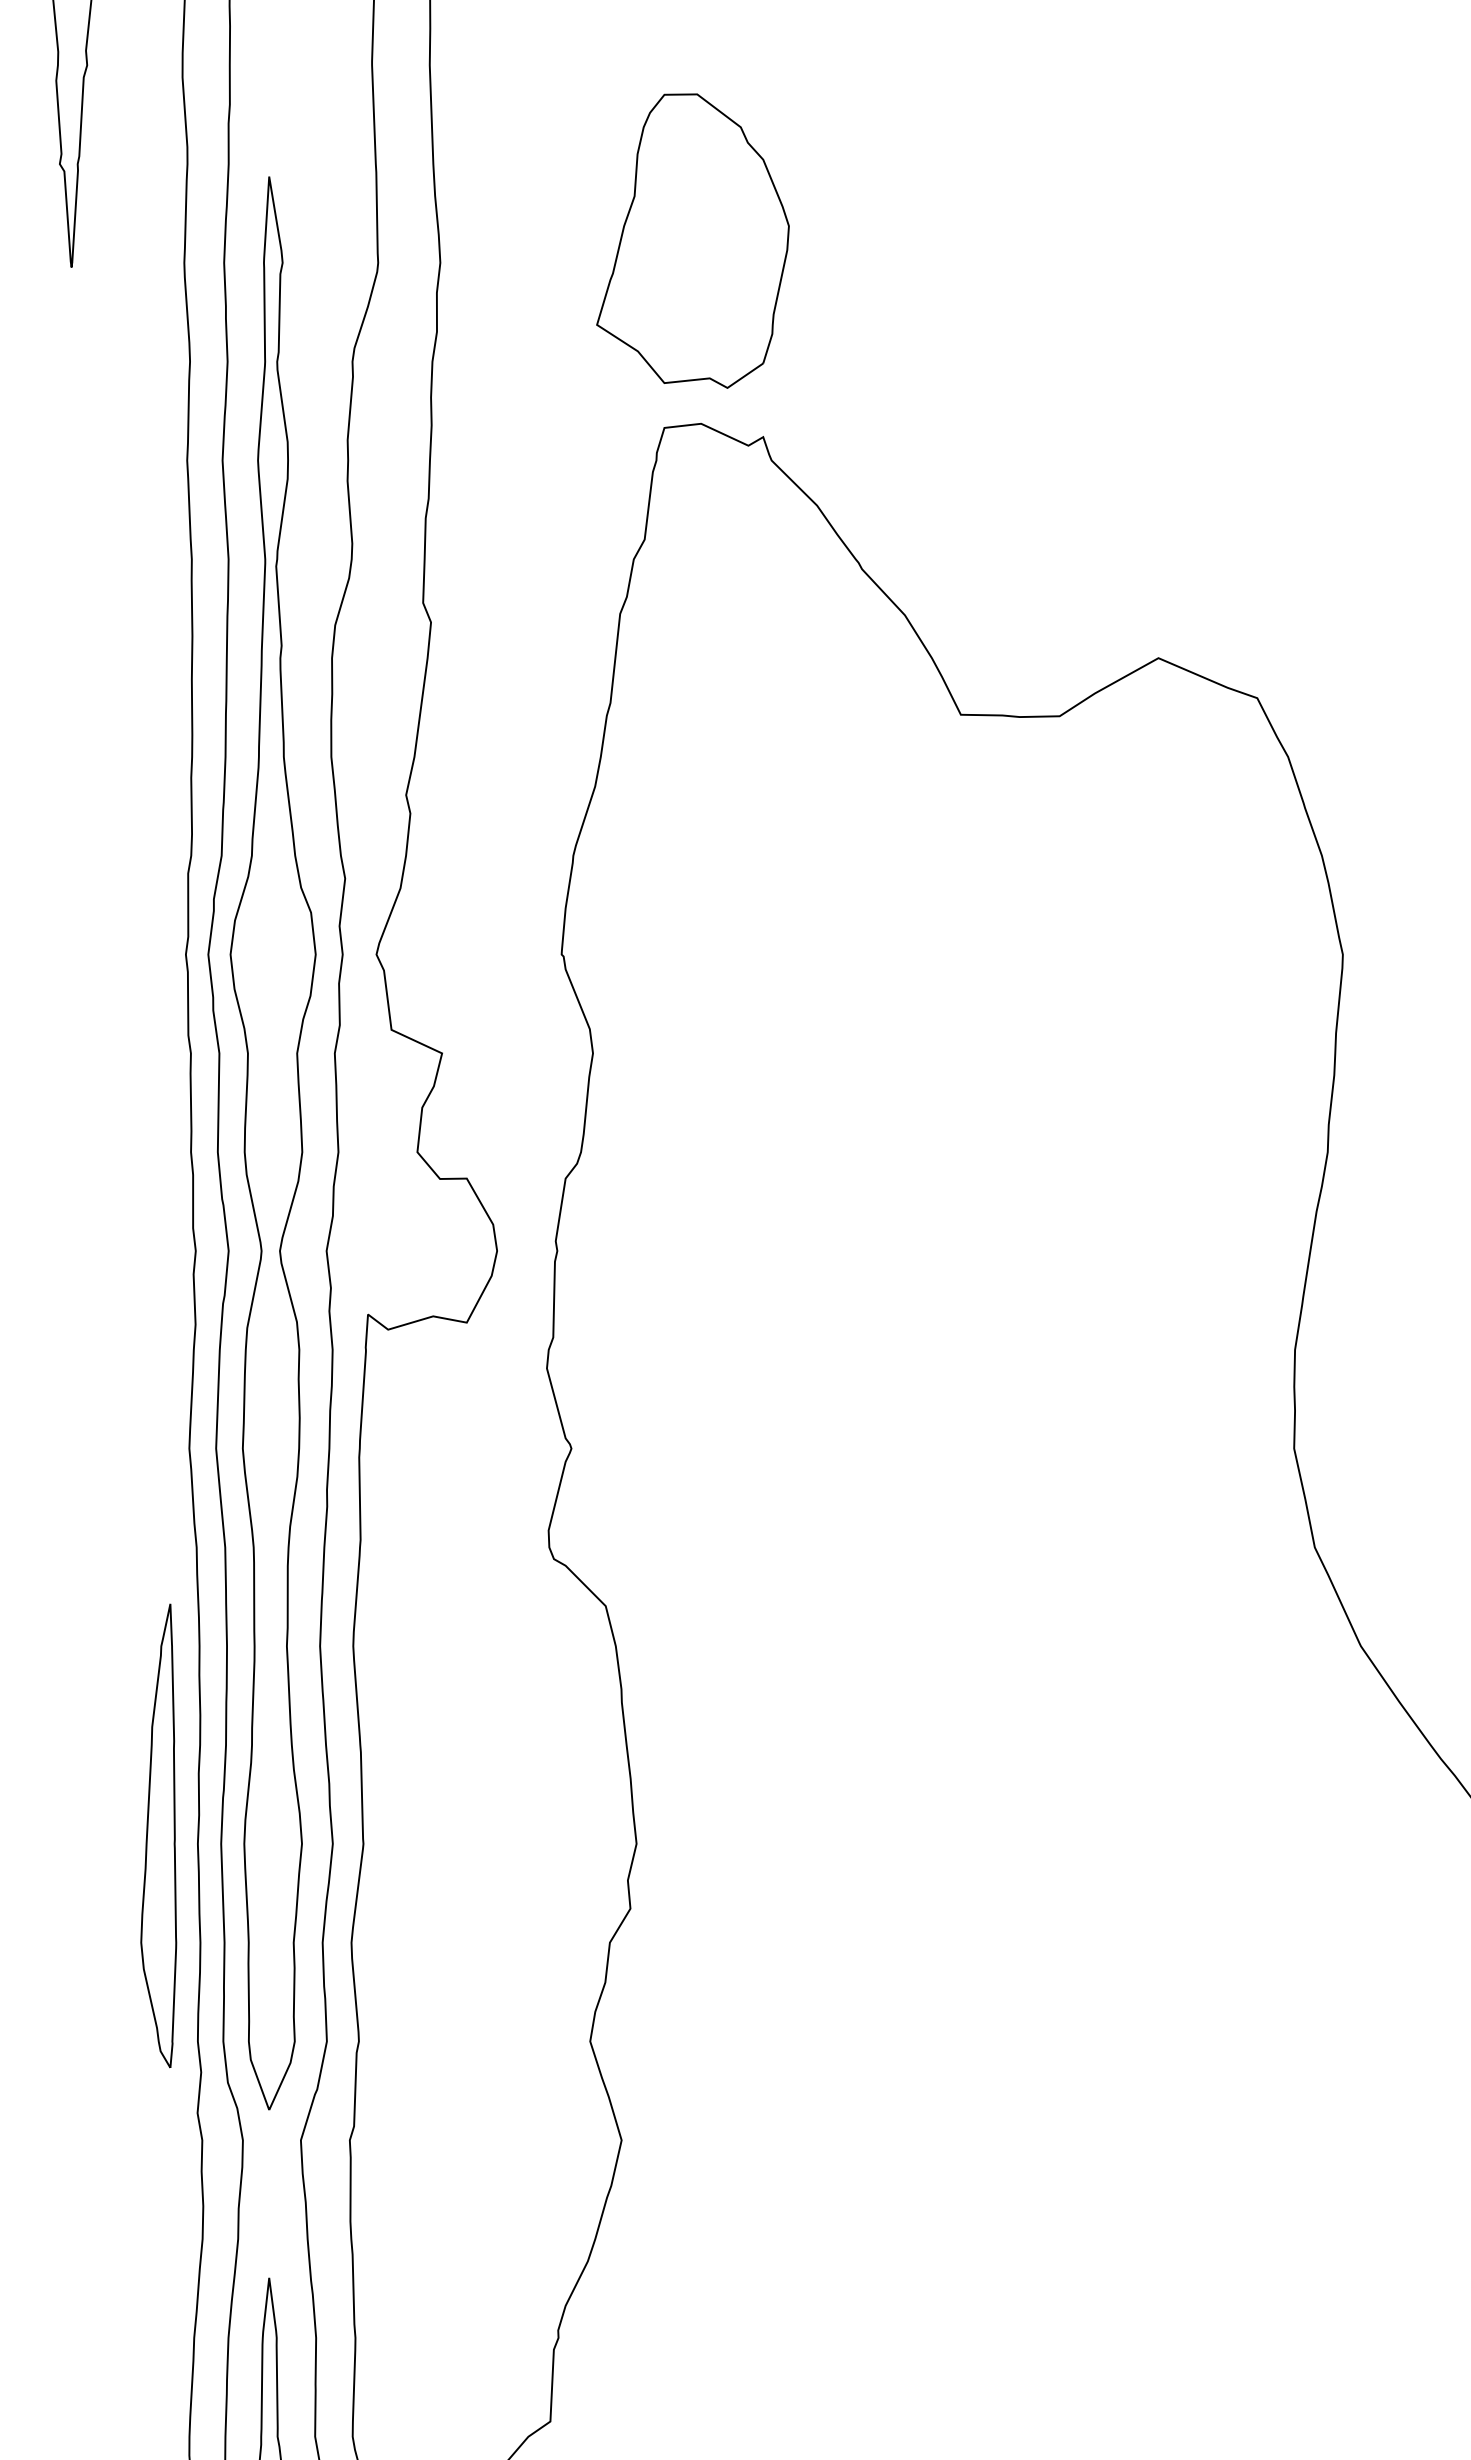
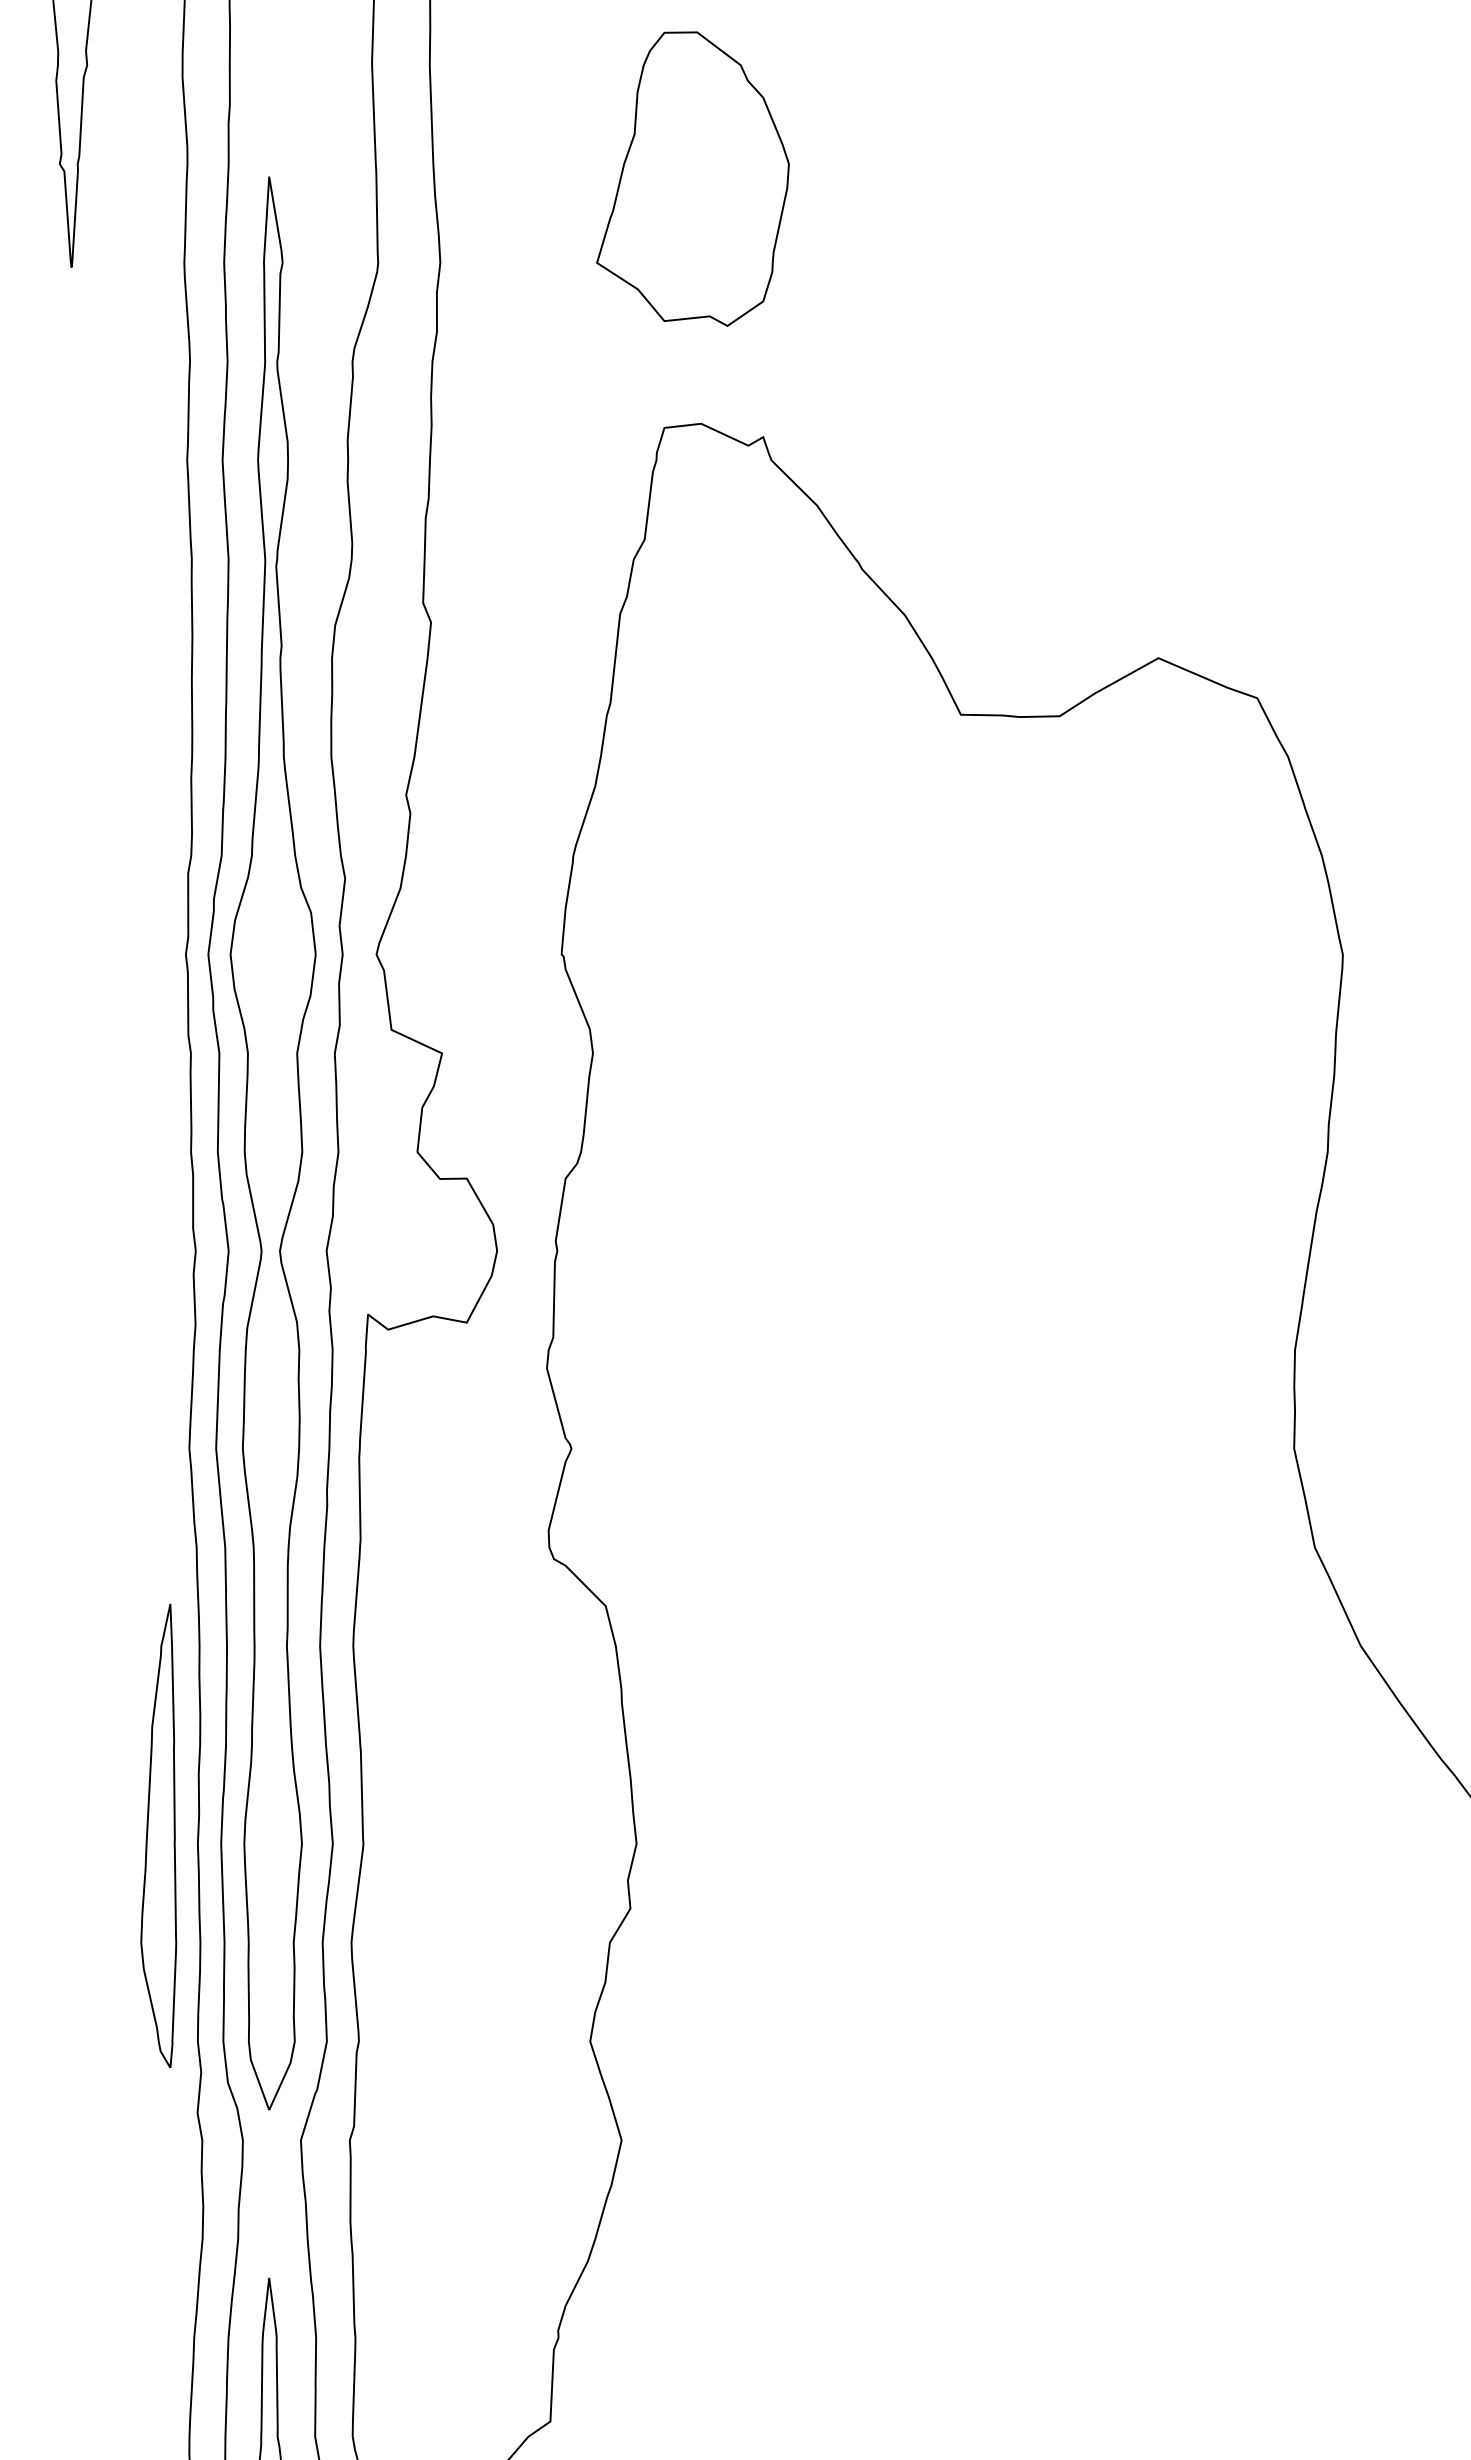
part position: (692, 240) -> (692, 178) (692, 178)
